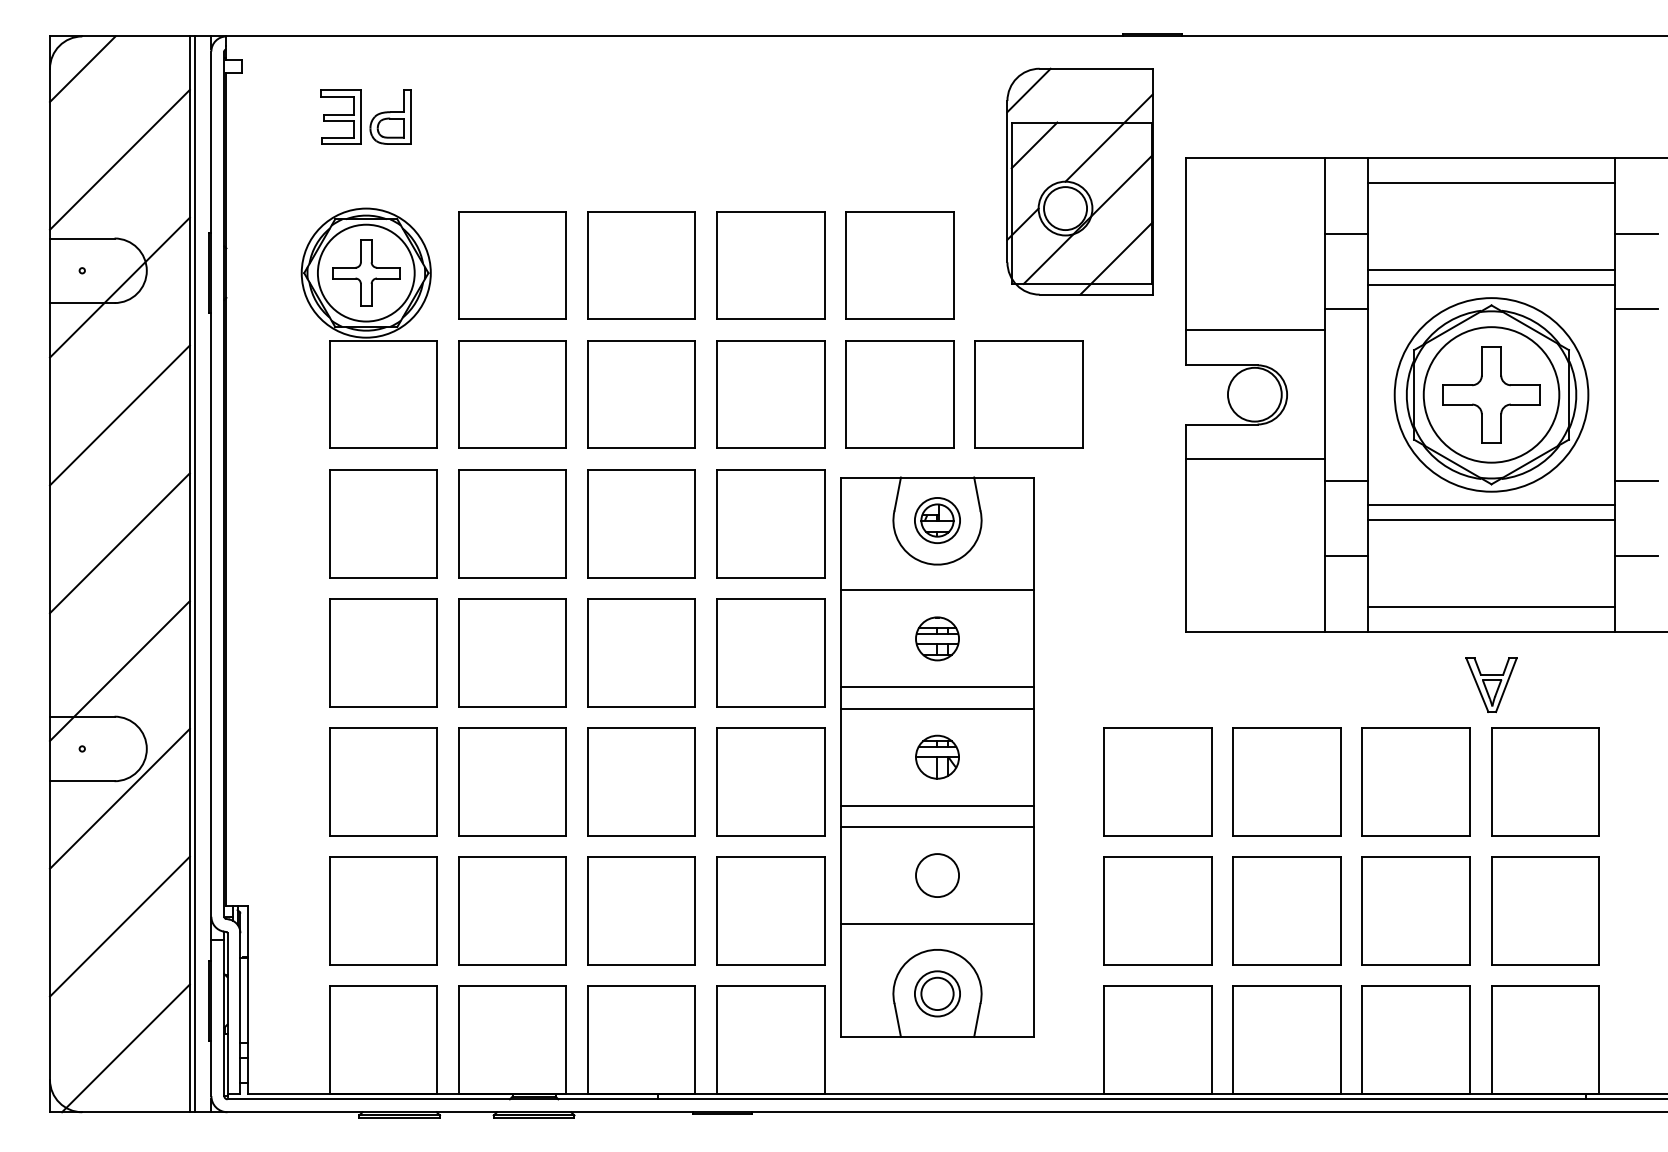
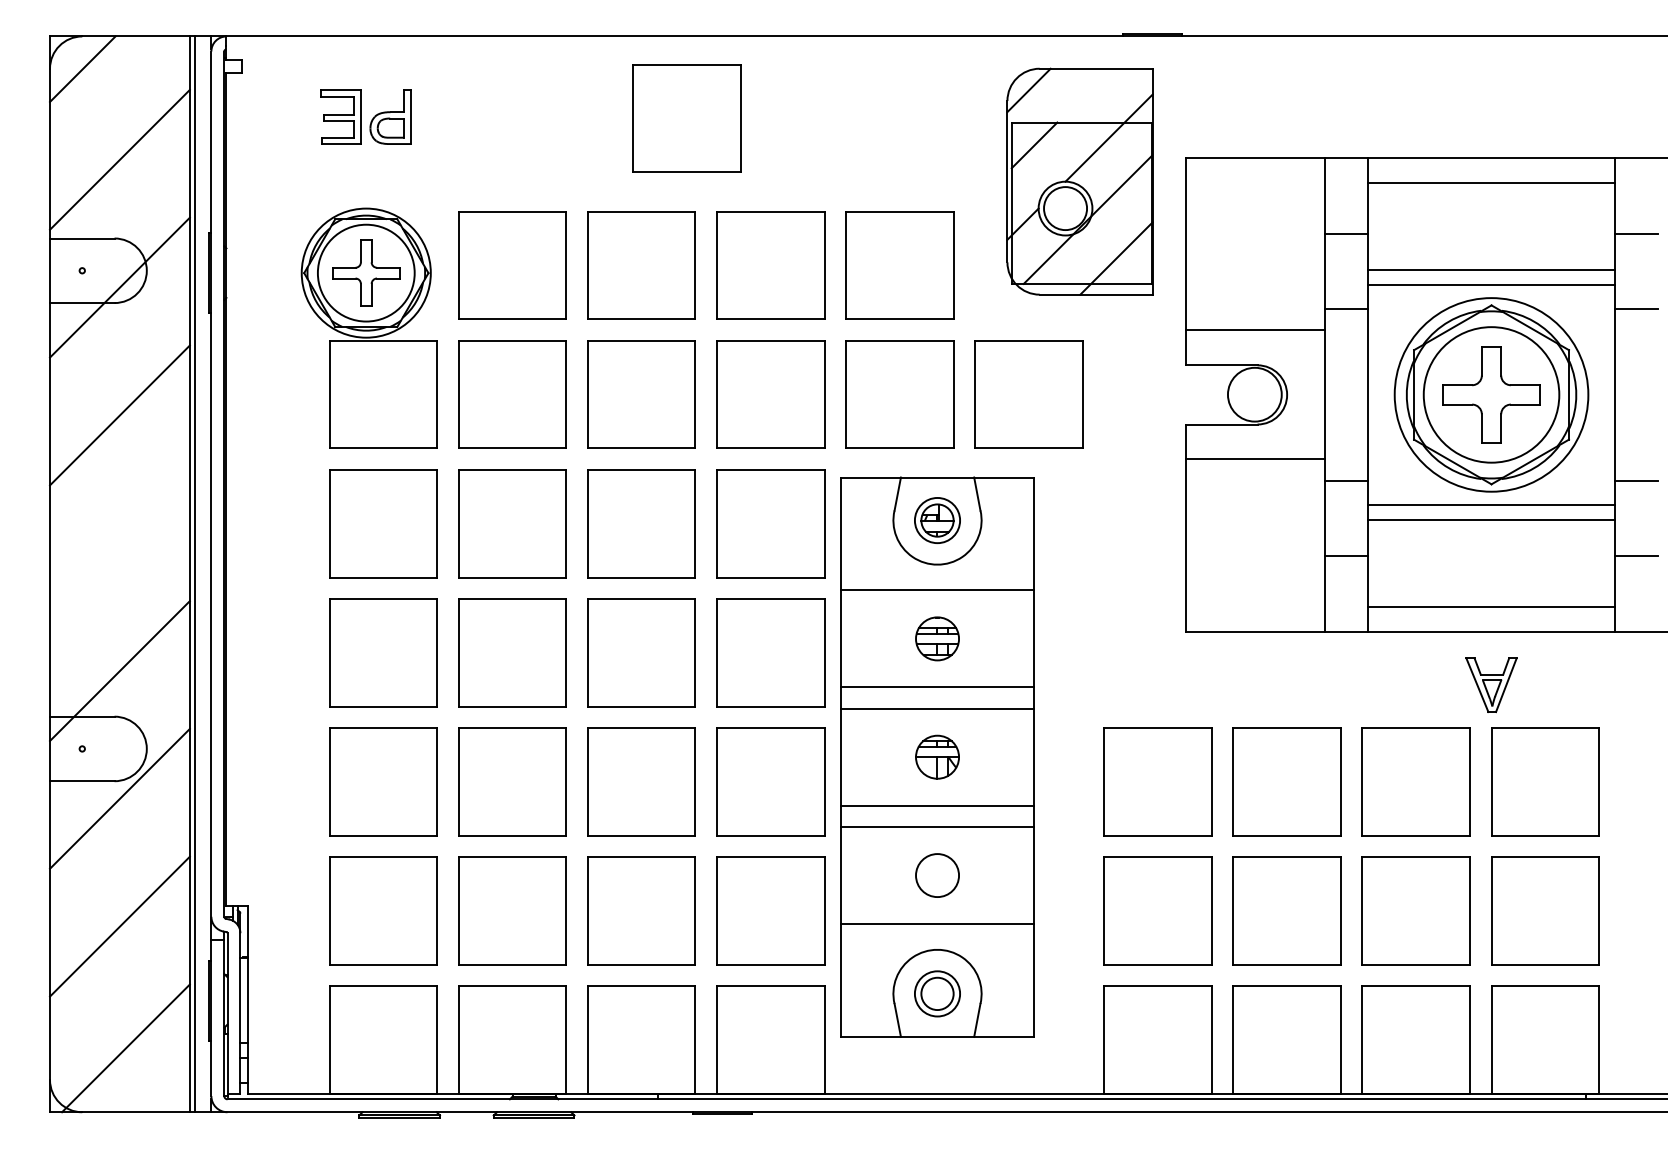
part: none -> present (686, 118)
line: present -> none (119, 543)
